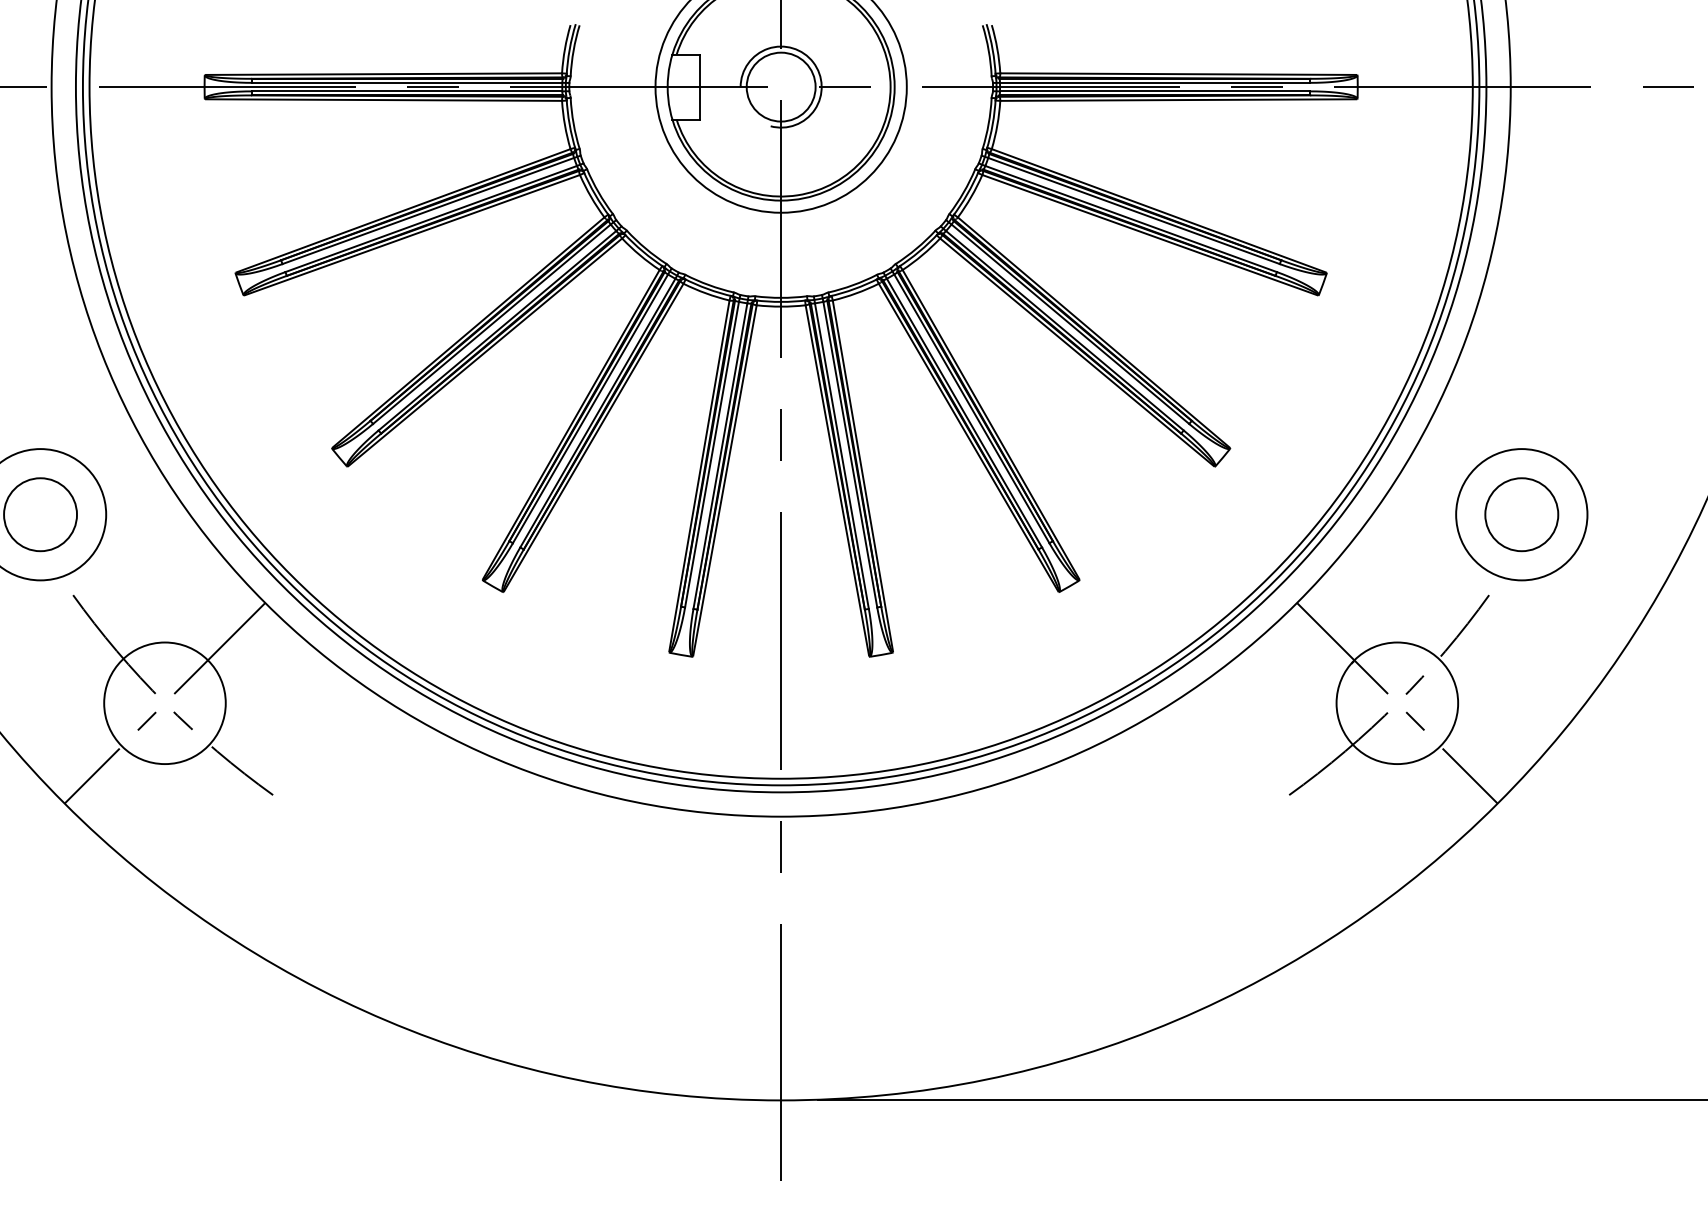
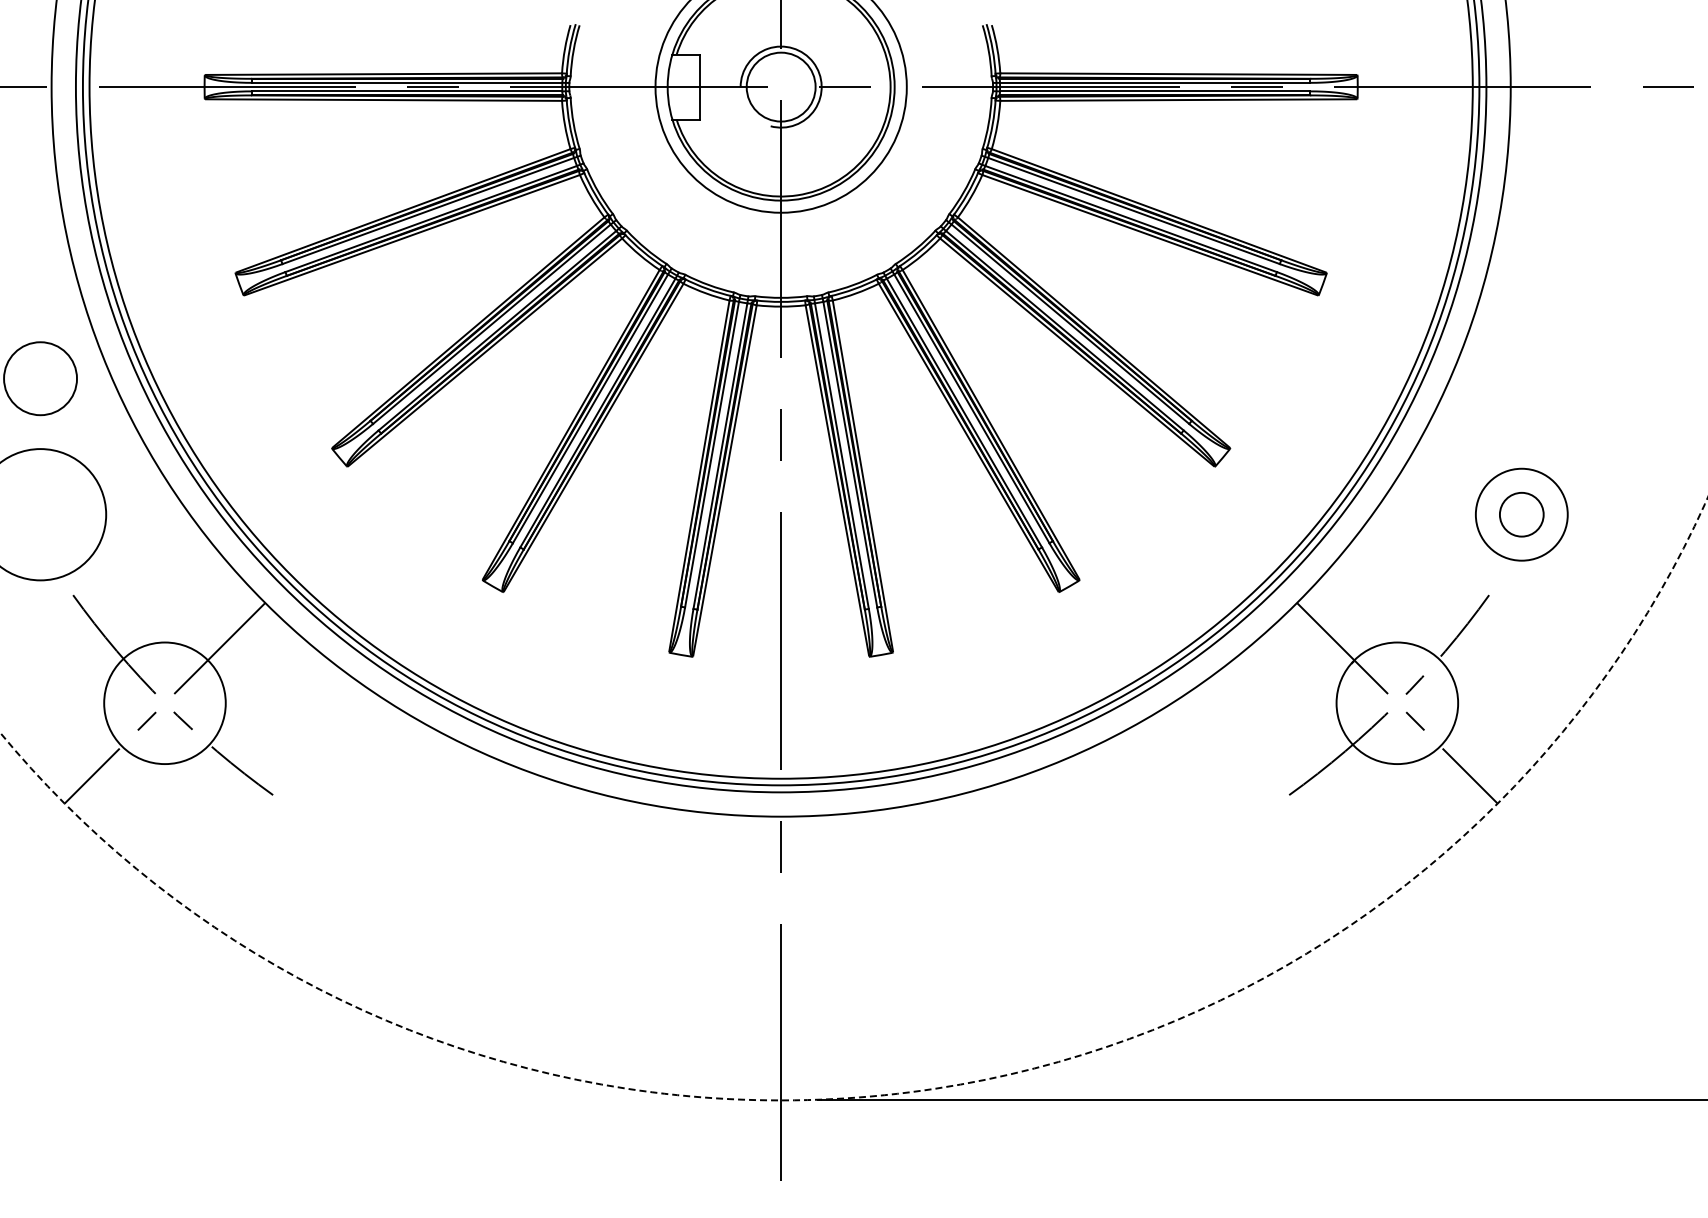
circle position: (40, 514) -> (40, 378) (40, 378)
circle diameter: 131 px -> 92 px (1521, 514)
circle diameter: 73 px -> 44 px (1521, 514)
circle: solid -> dashed (853, 798)
